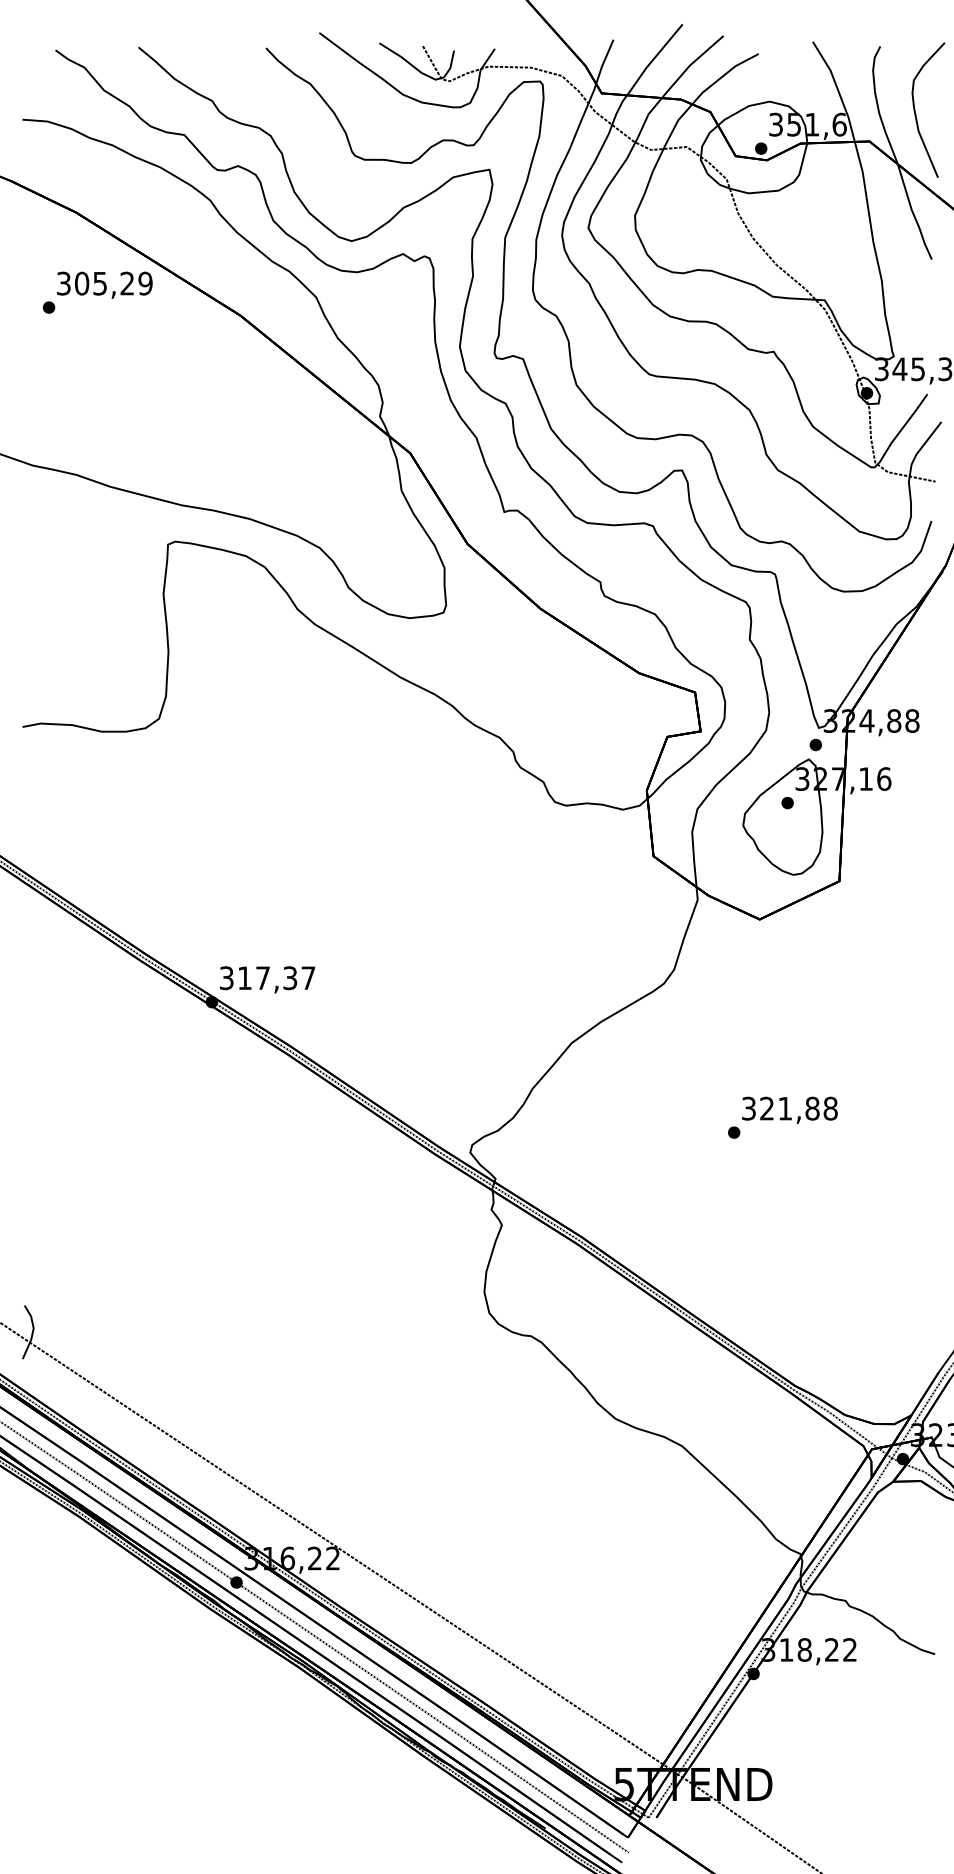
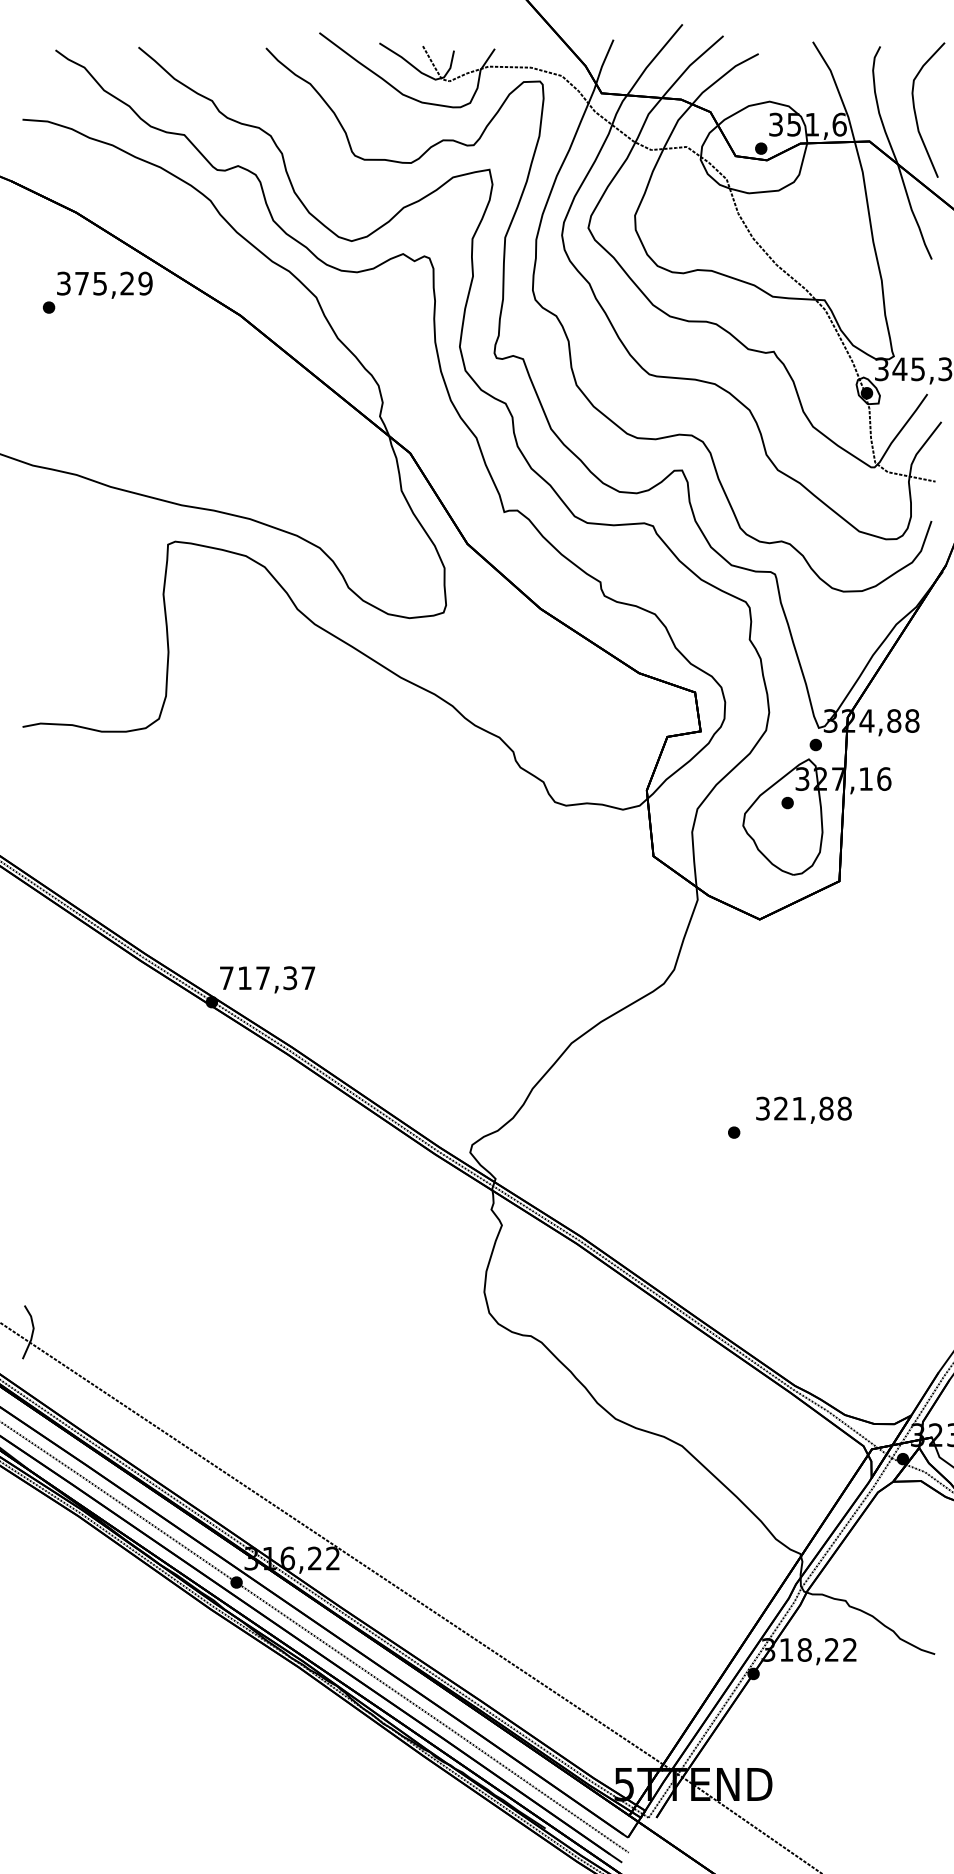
text: 305,29 -> 375,29 (82, 283)
text: 317,37 -> 717,37 (226, 978)
text position: (789, 1109) -> (803, 1109) (803, 1109)
